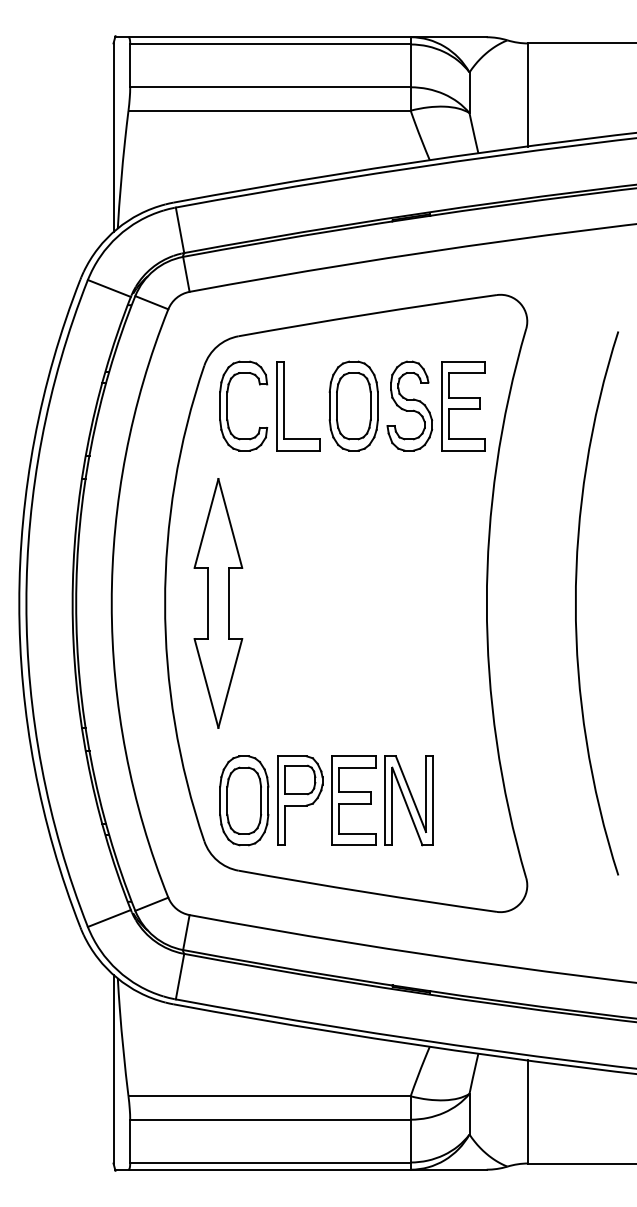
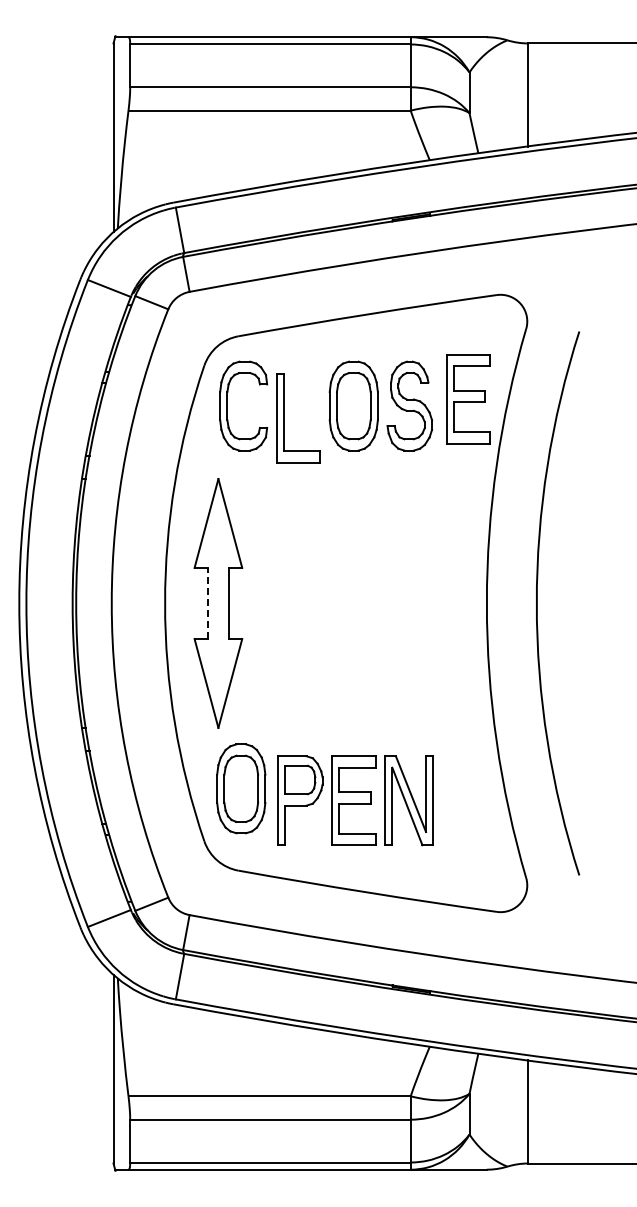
part position: (284, 406) -> (284, 418) (284, 418)
part position: (463, 406) -> (468, 399) (468, 399)
line: solid -> dashed (207, 603)
arc position: (576, 603) -> (537, 603) (537, 603)
part position: (244, 800) -> (241, 788) (241, 788)
